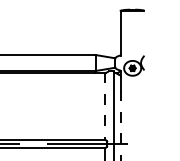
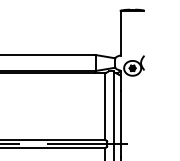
line: dashed -> solid (105, 106)
line: dashed -> solid (120, 123)
